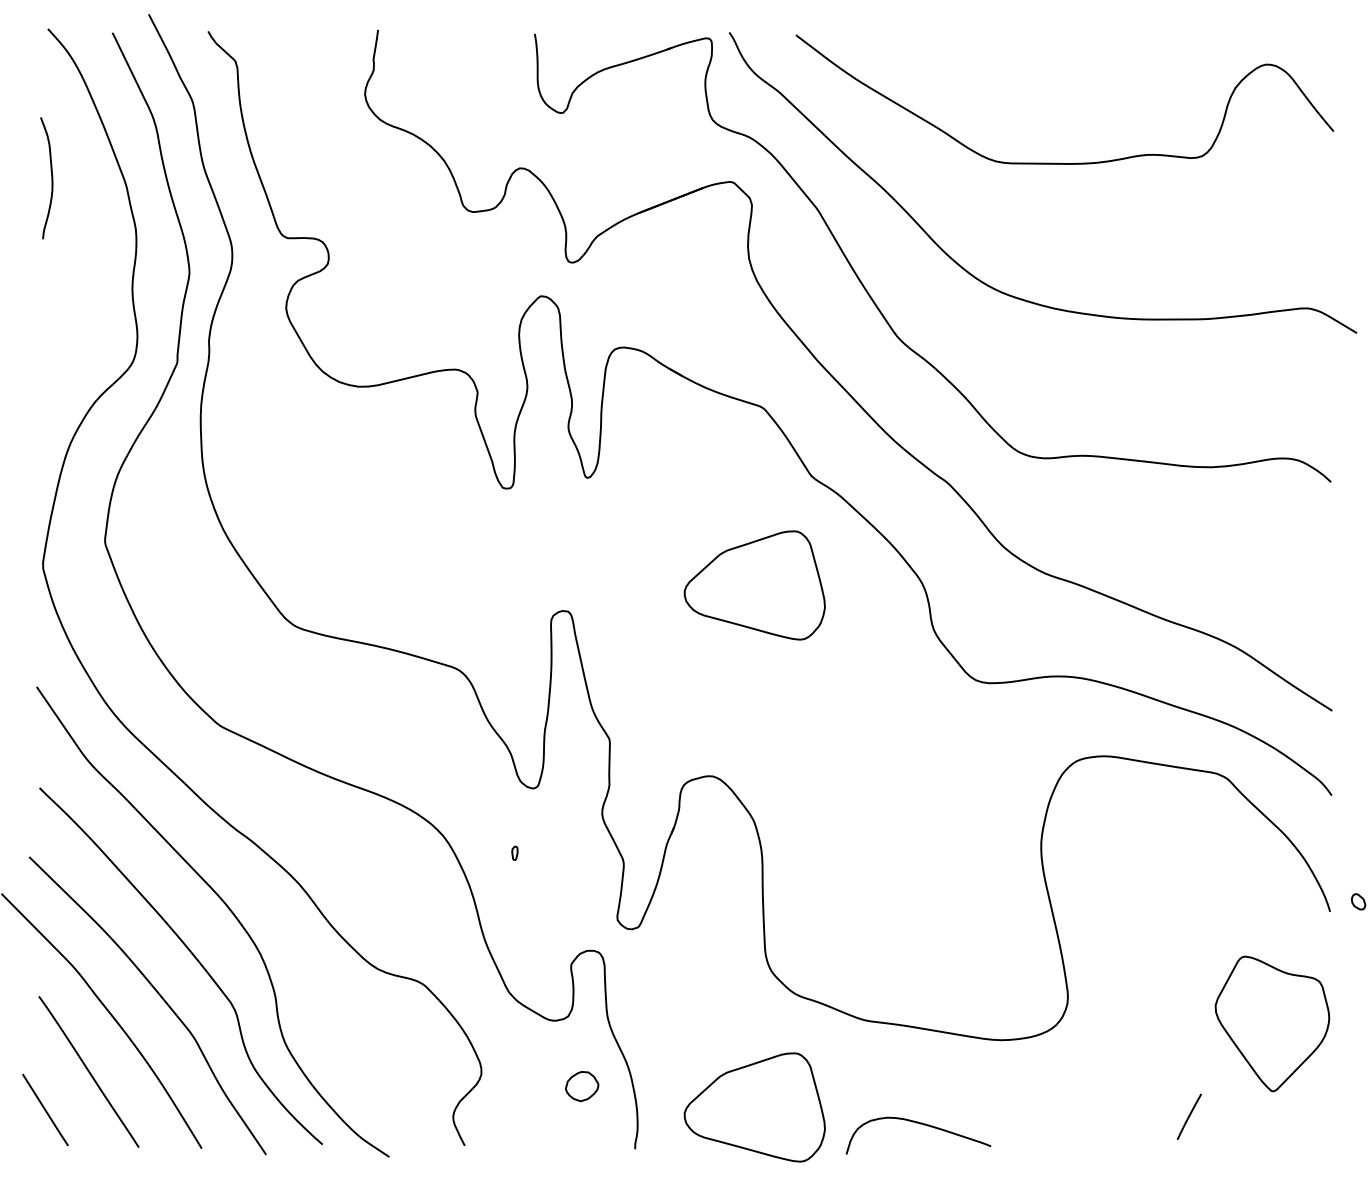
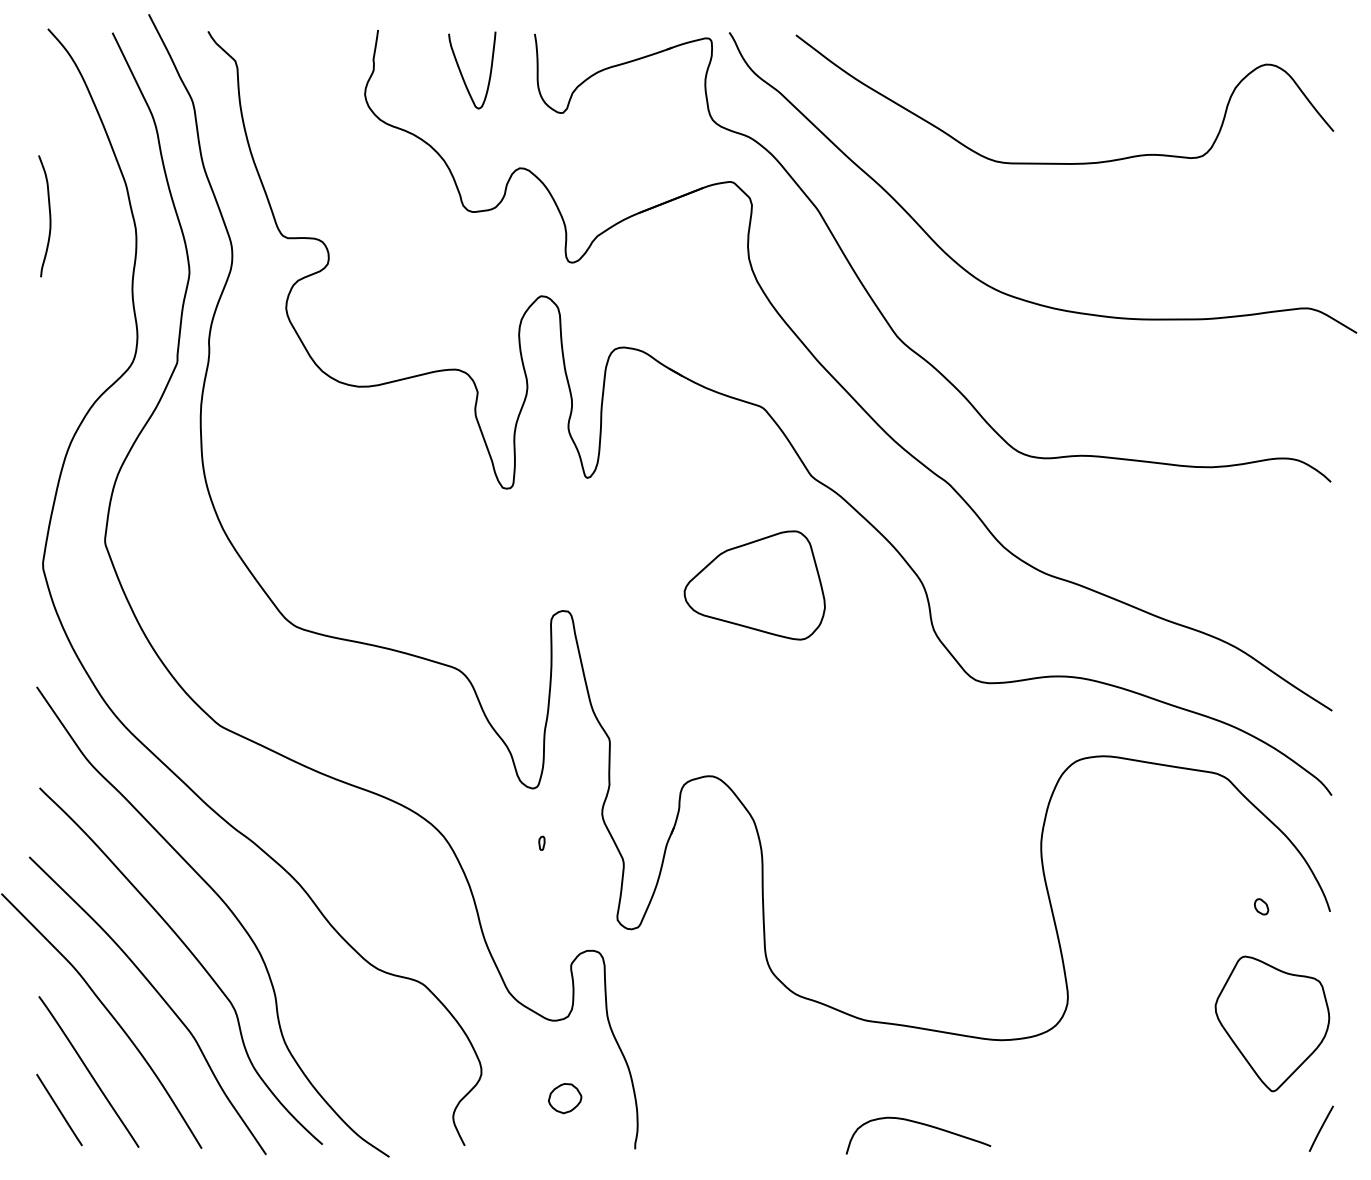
curve: none -> present (462, 74)
curve position: (51, 178) -> (49, 216) (49, 216)
part position: (514, 852) -> (541, 842) (541, 842)
part position: (1358, 901) -> (1261, 906) (1261, 906)
part position: (582, 1086) -> (565, 1098) (565, 1098)
part: present -> none (754, 1107)
line position: (45, 1109) -> (59, 1109) (59, 1109)
line position: (1188, 1116) -> (1320, 1128) (1320, 1128)
